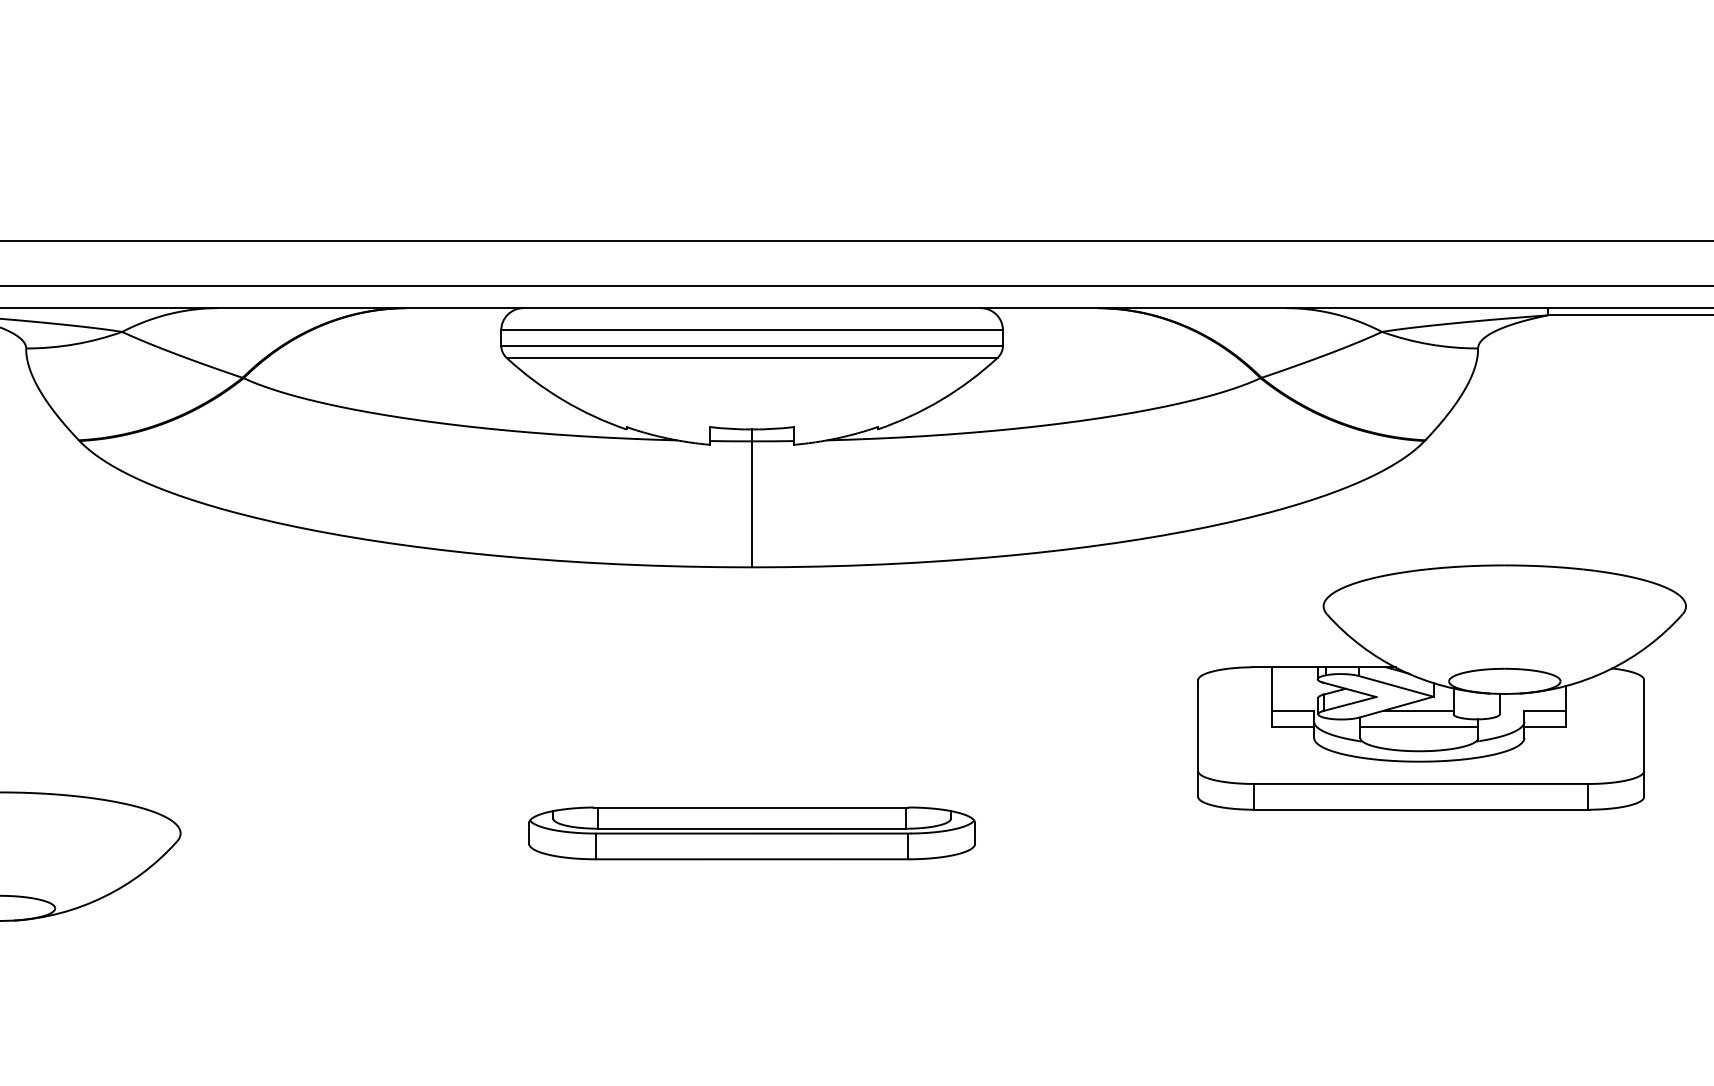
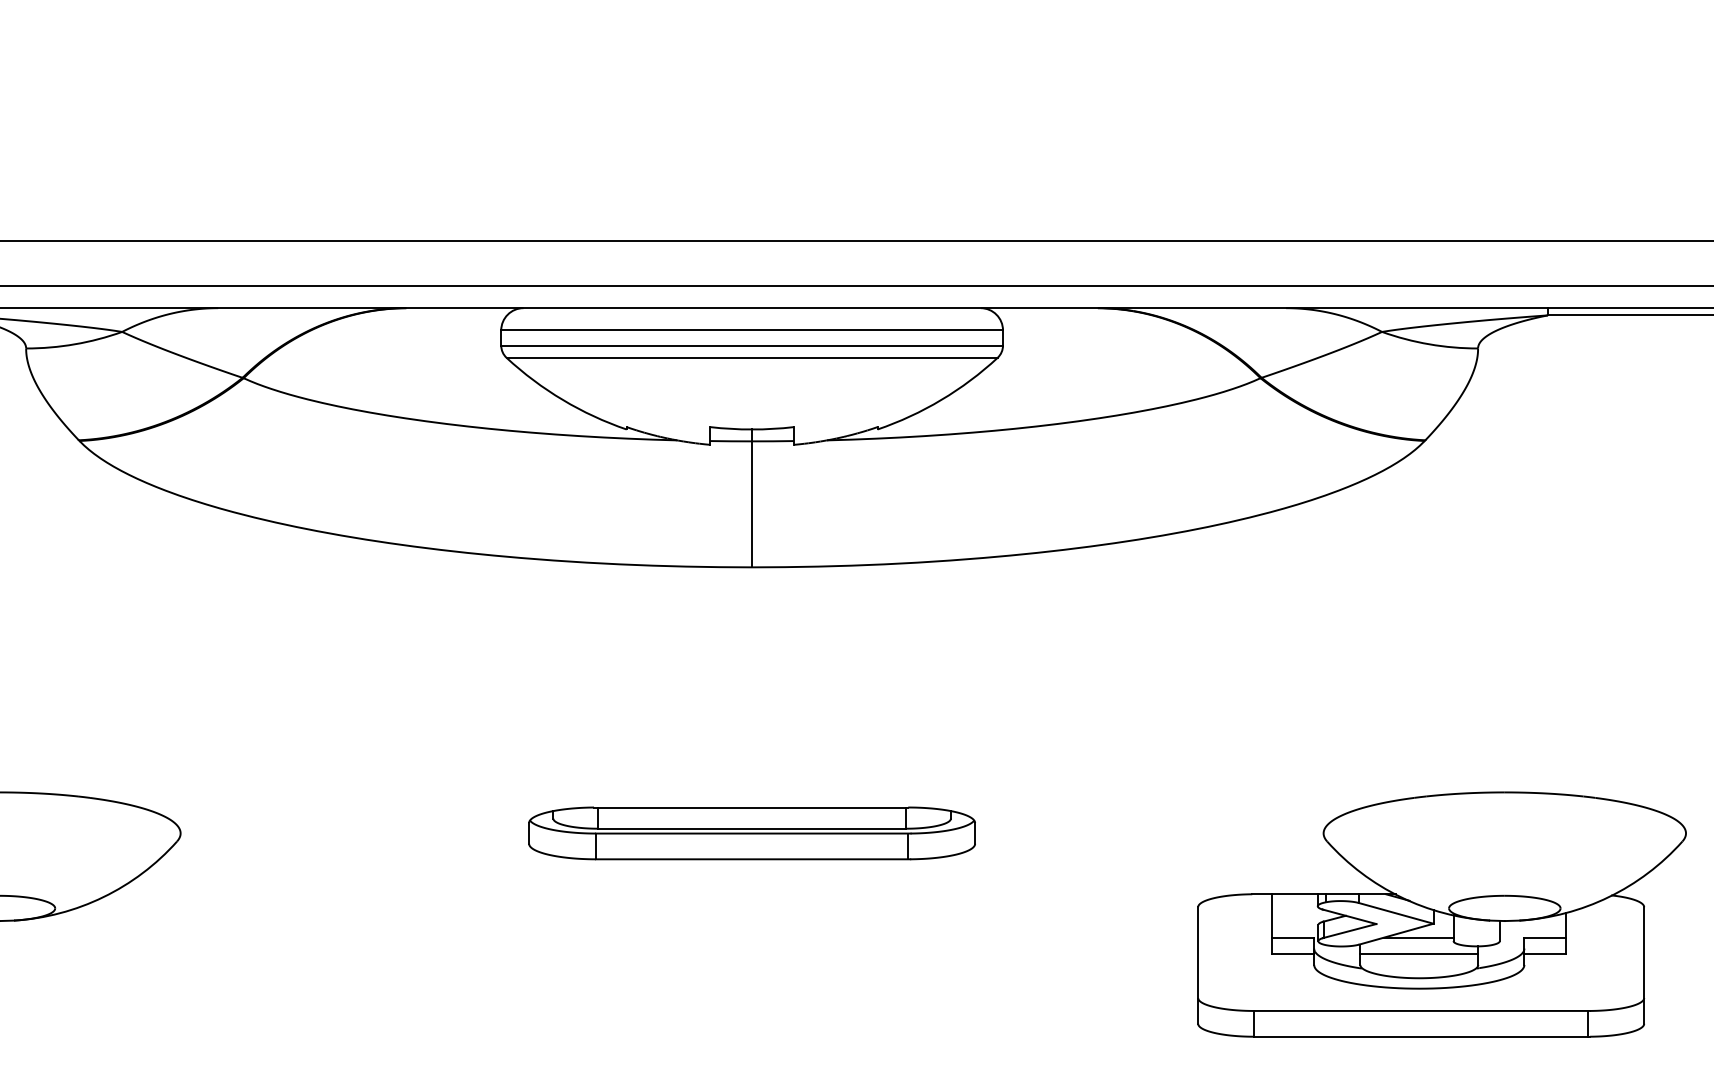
part position: (1441, 687) -> (1441, 914) (1441, 914)
